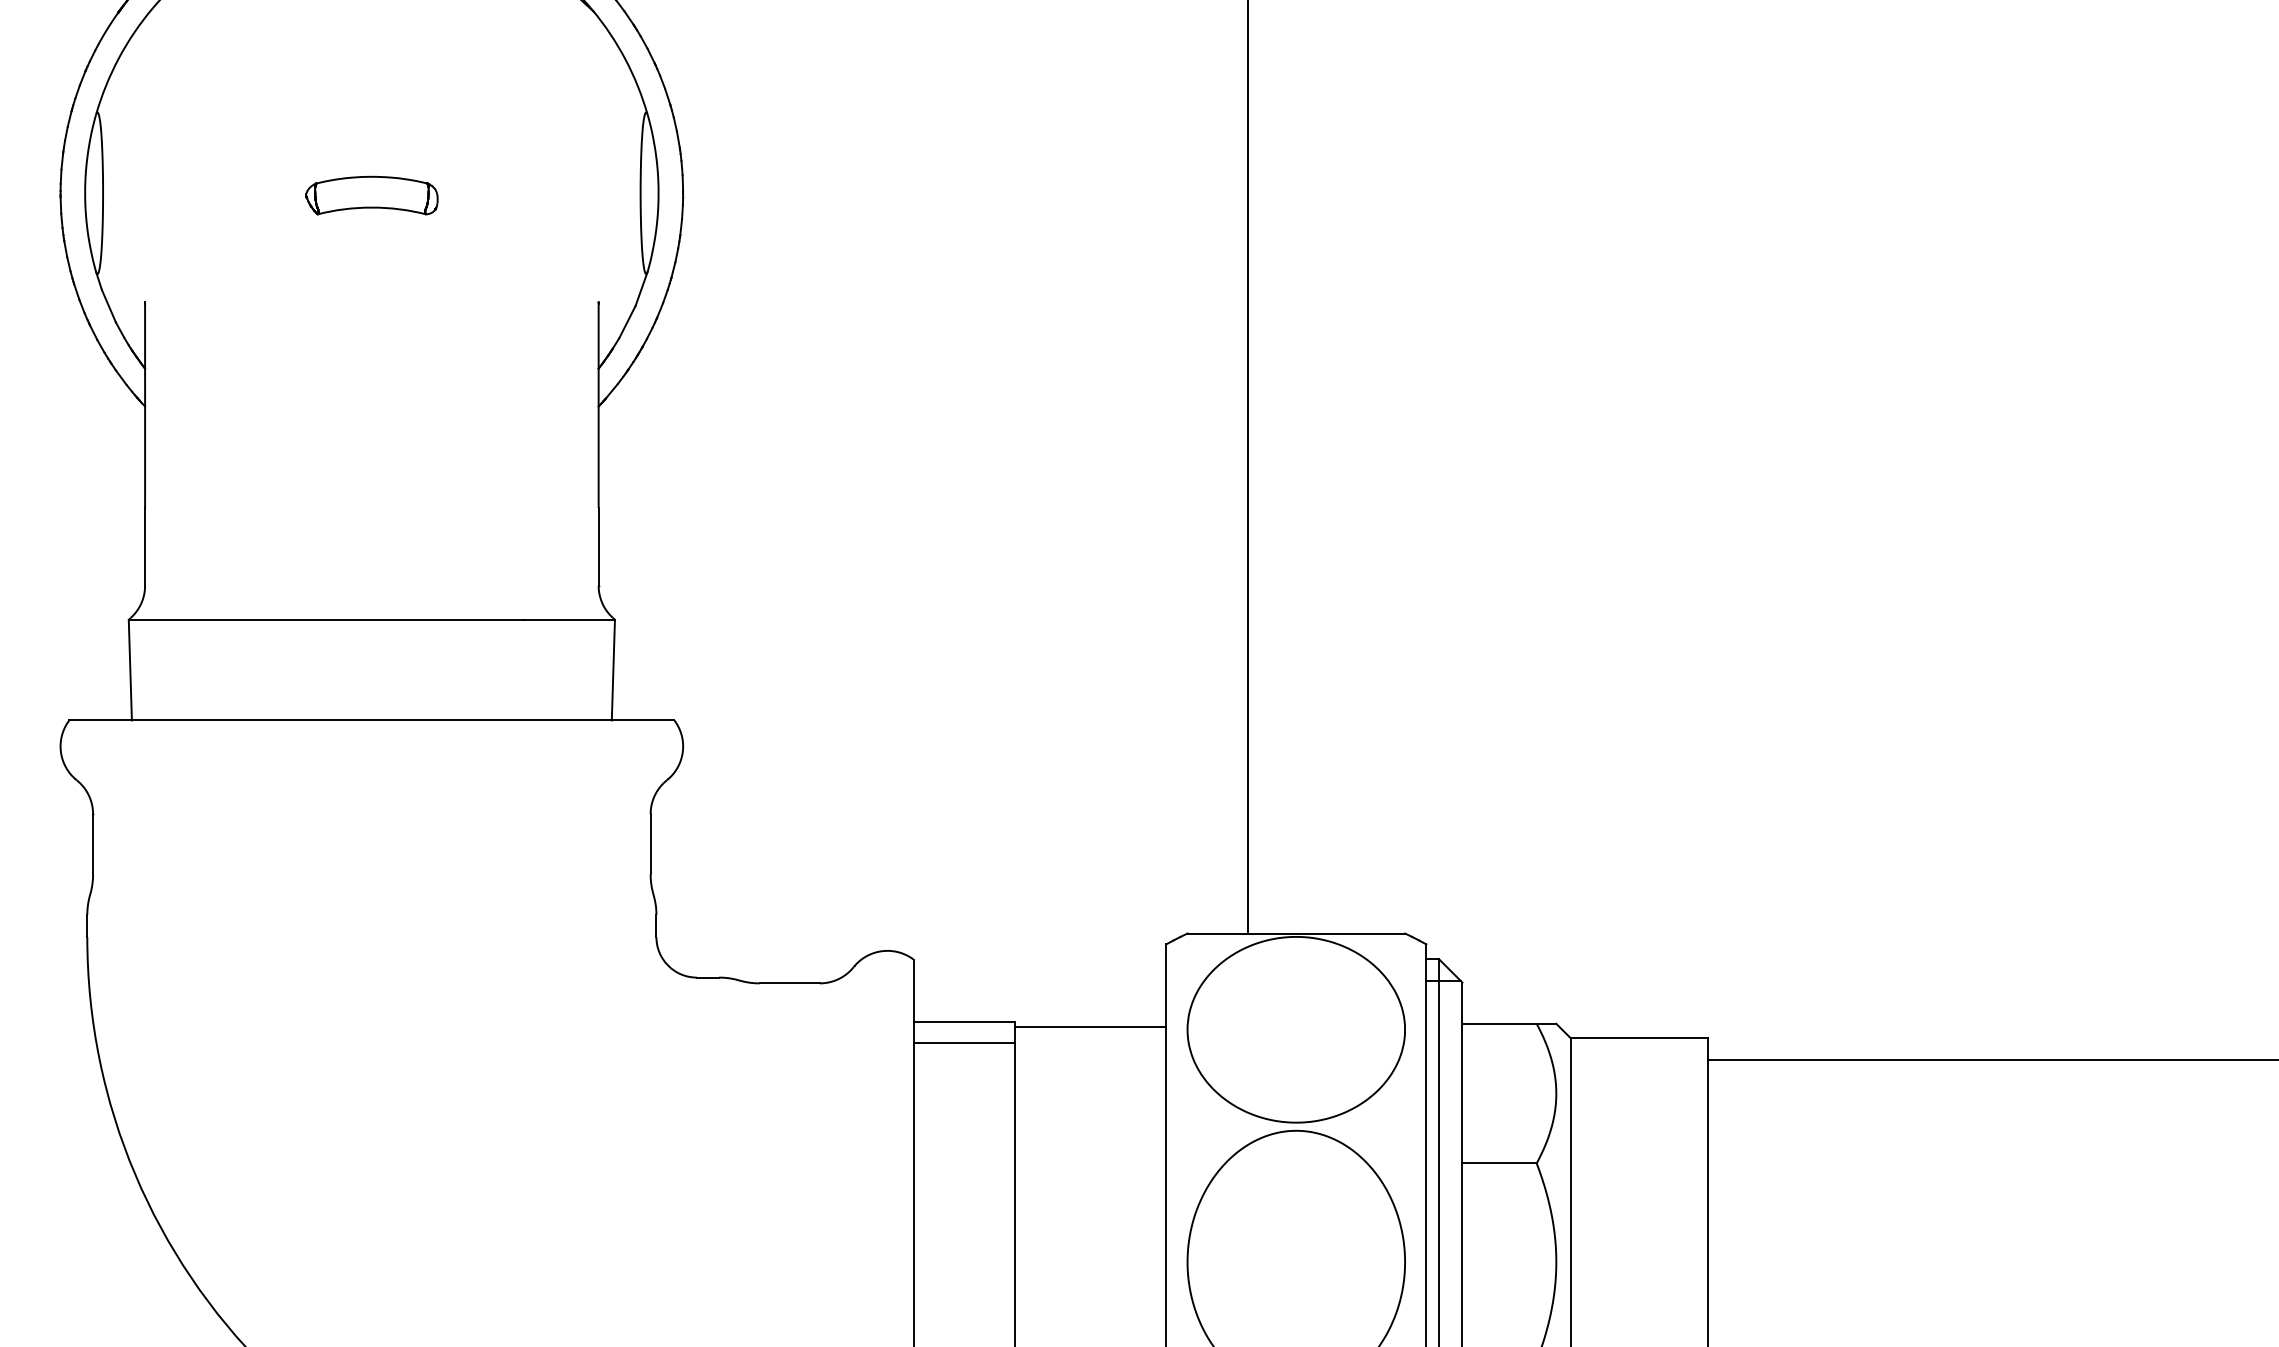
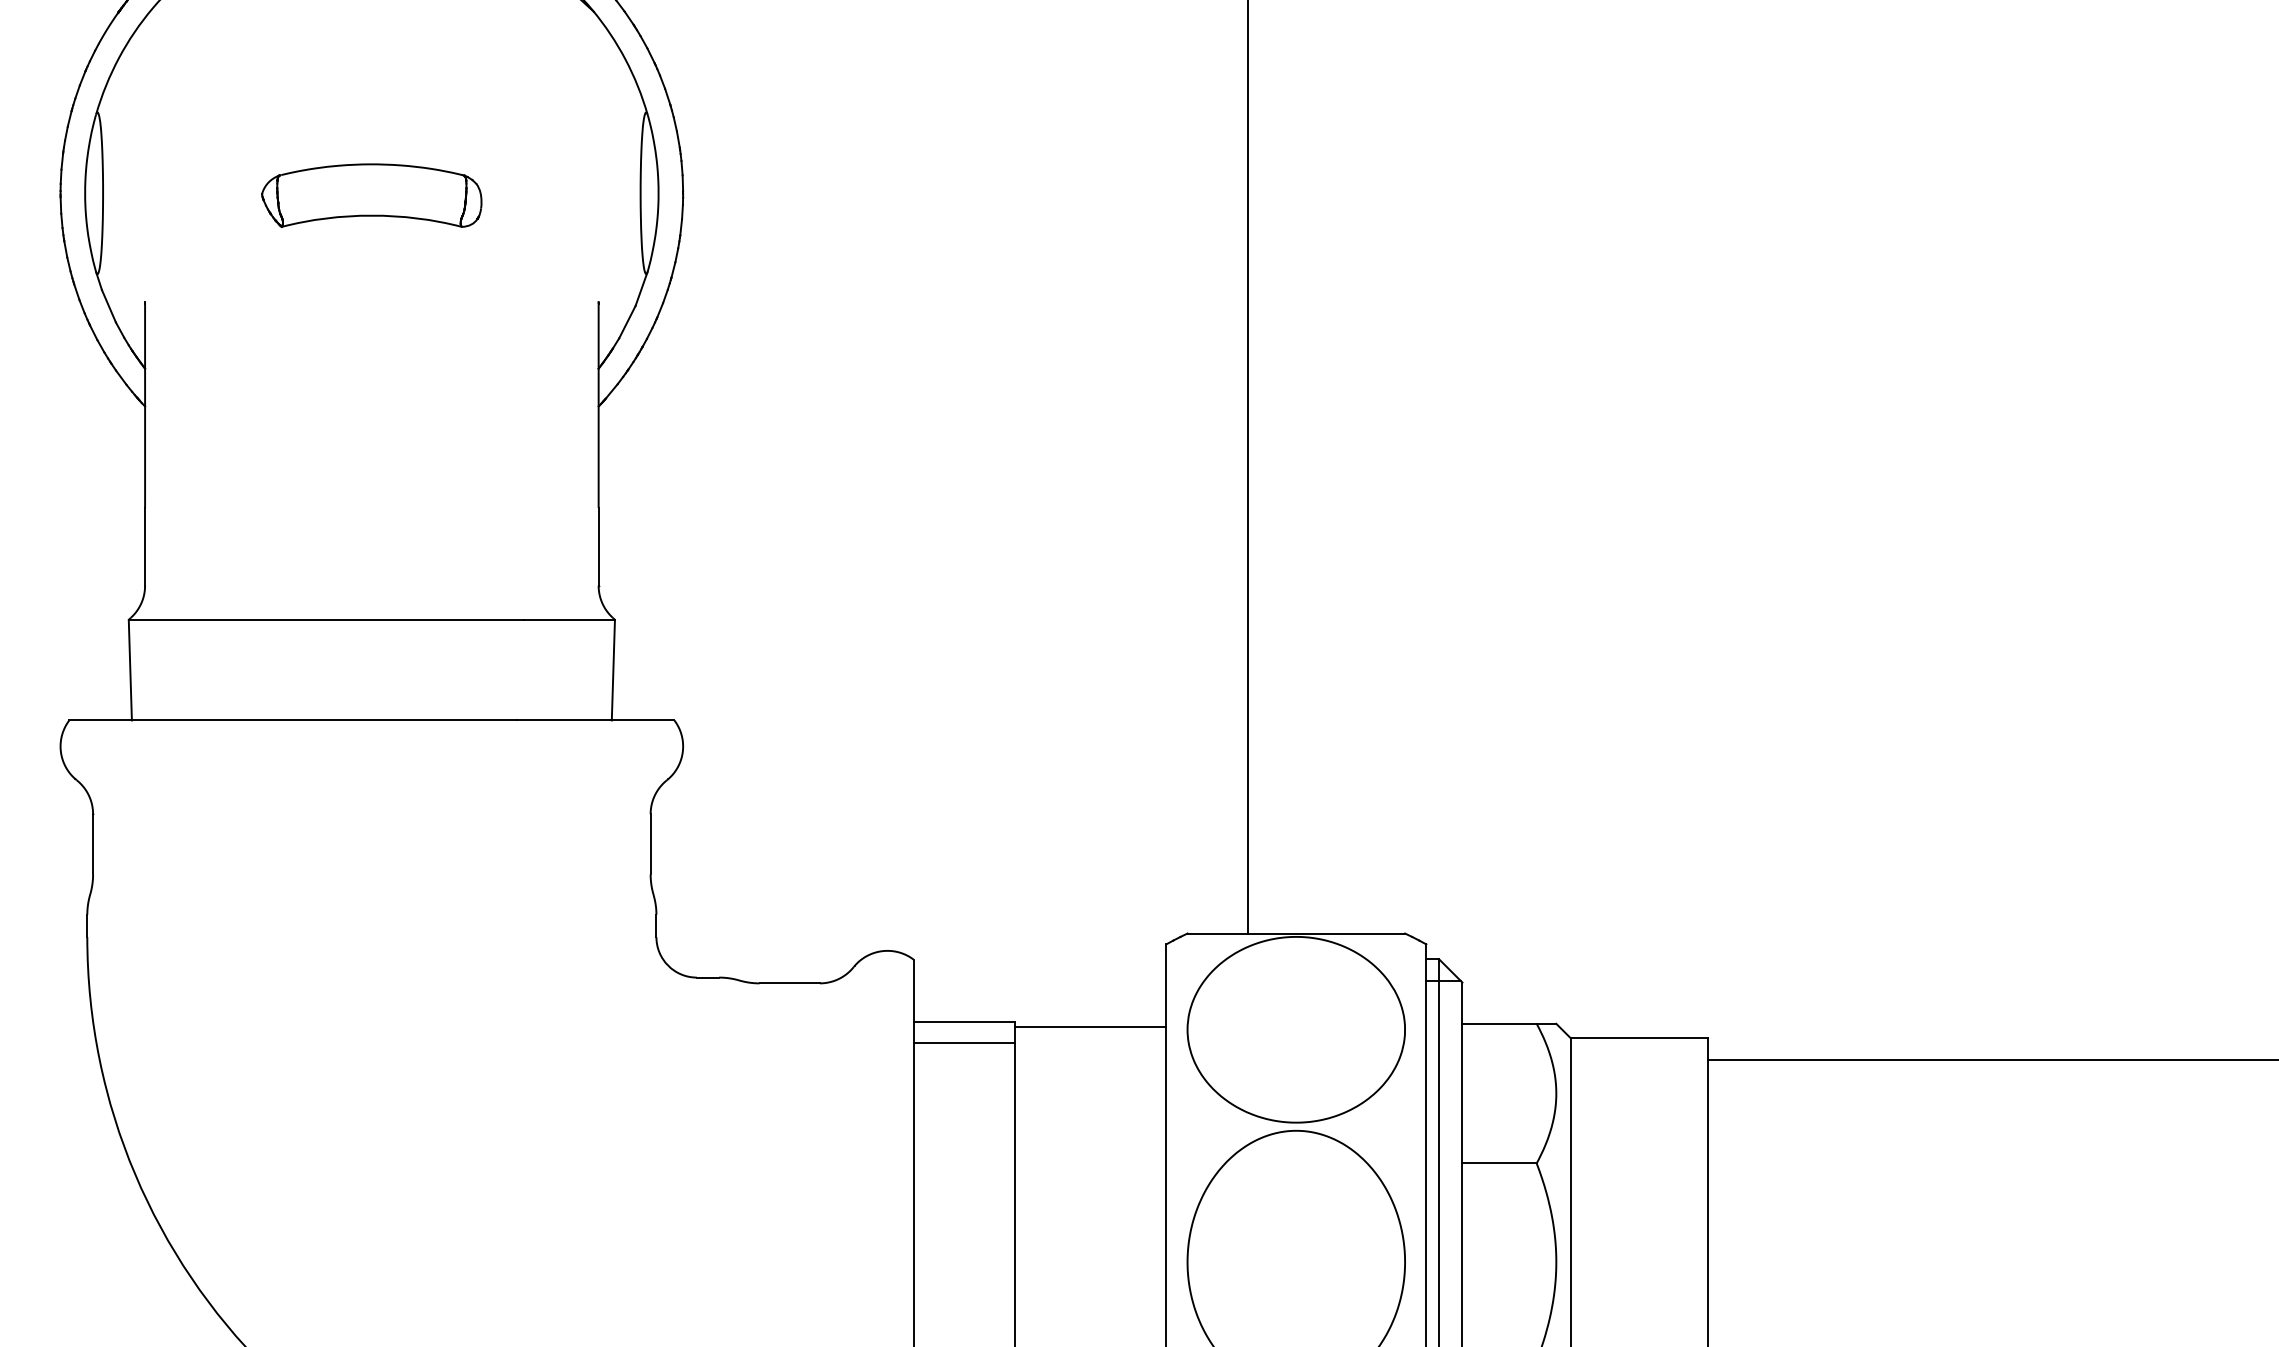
part size: 134x41 px -> 222x65 px (371, 195)
